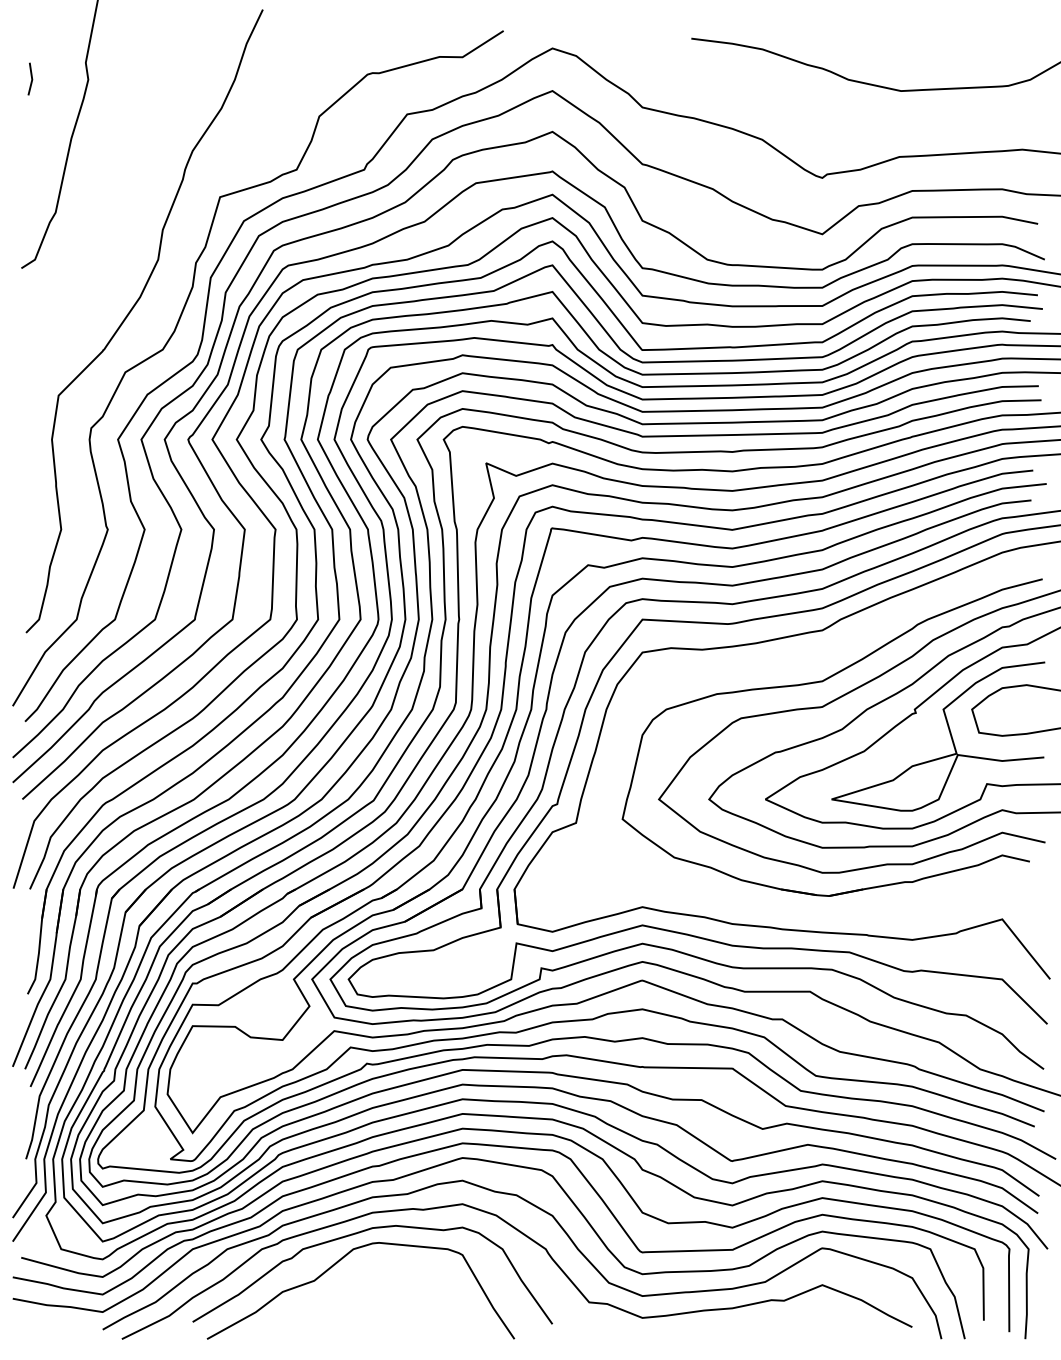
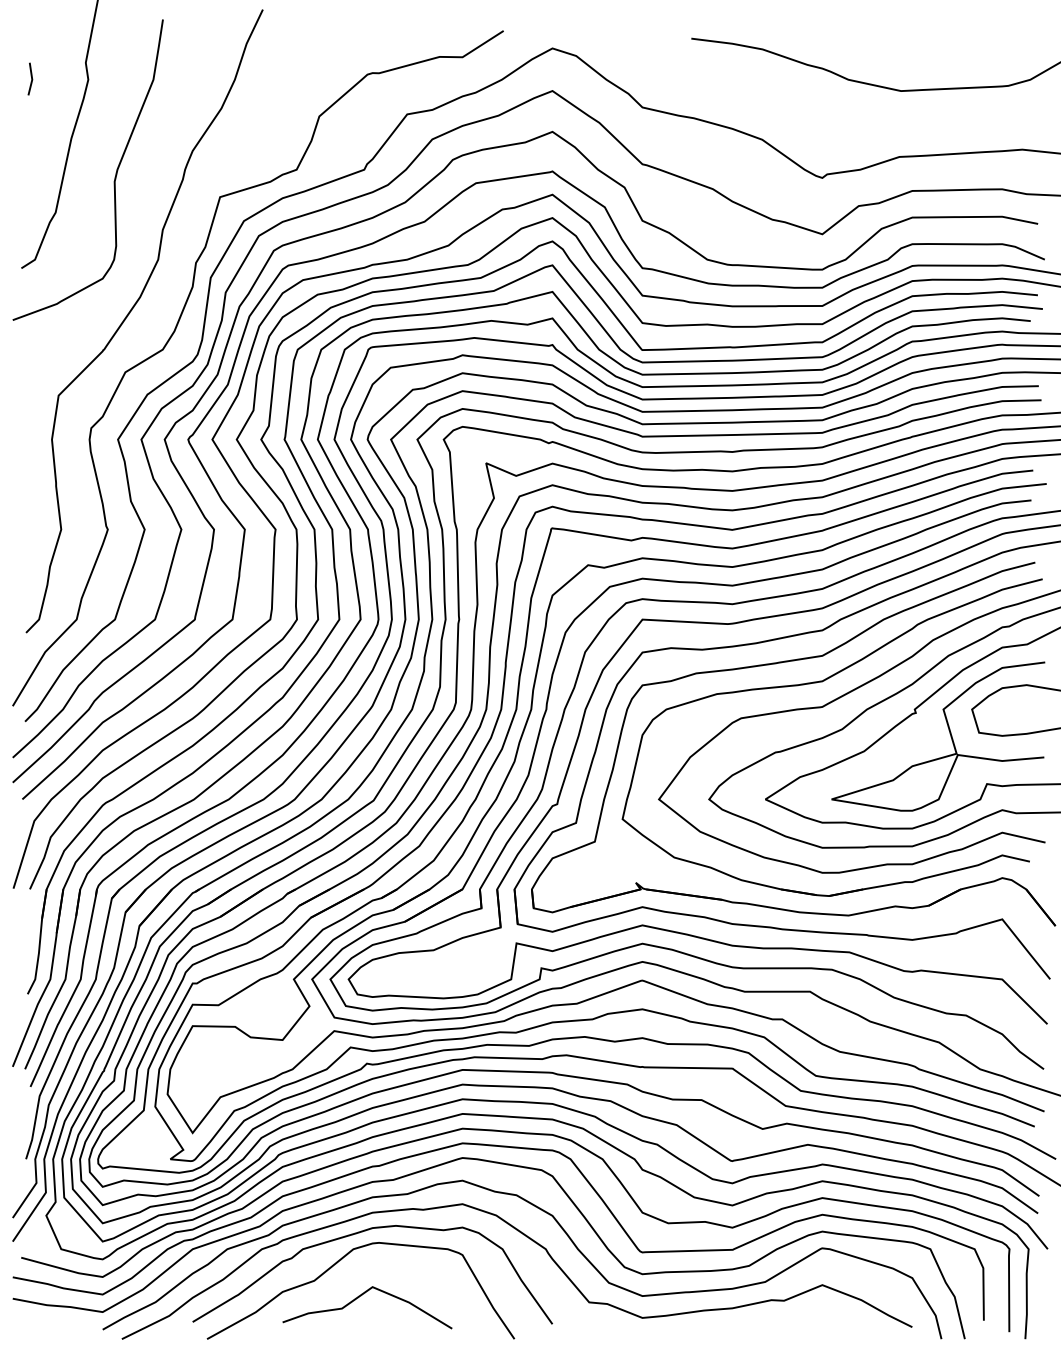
curve: none -> present (115, 172)
part: none -> present (776, 664)
curve: none -> present (361, 1296)
